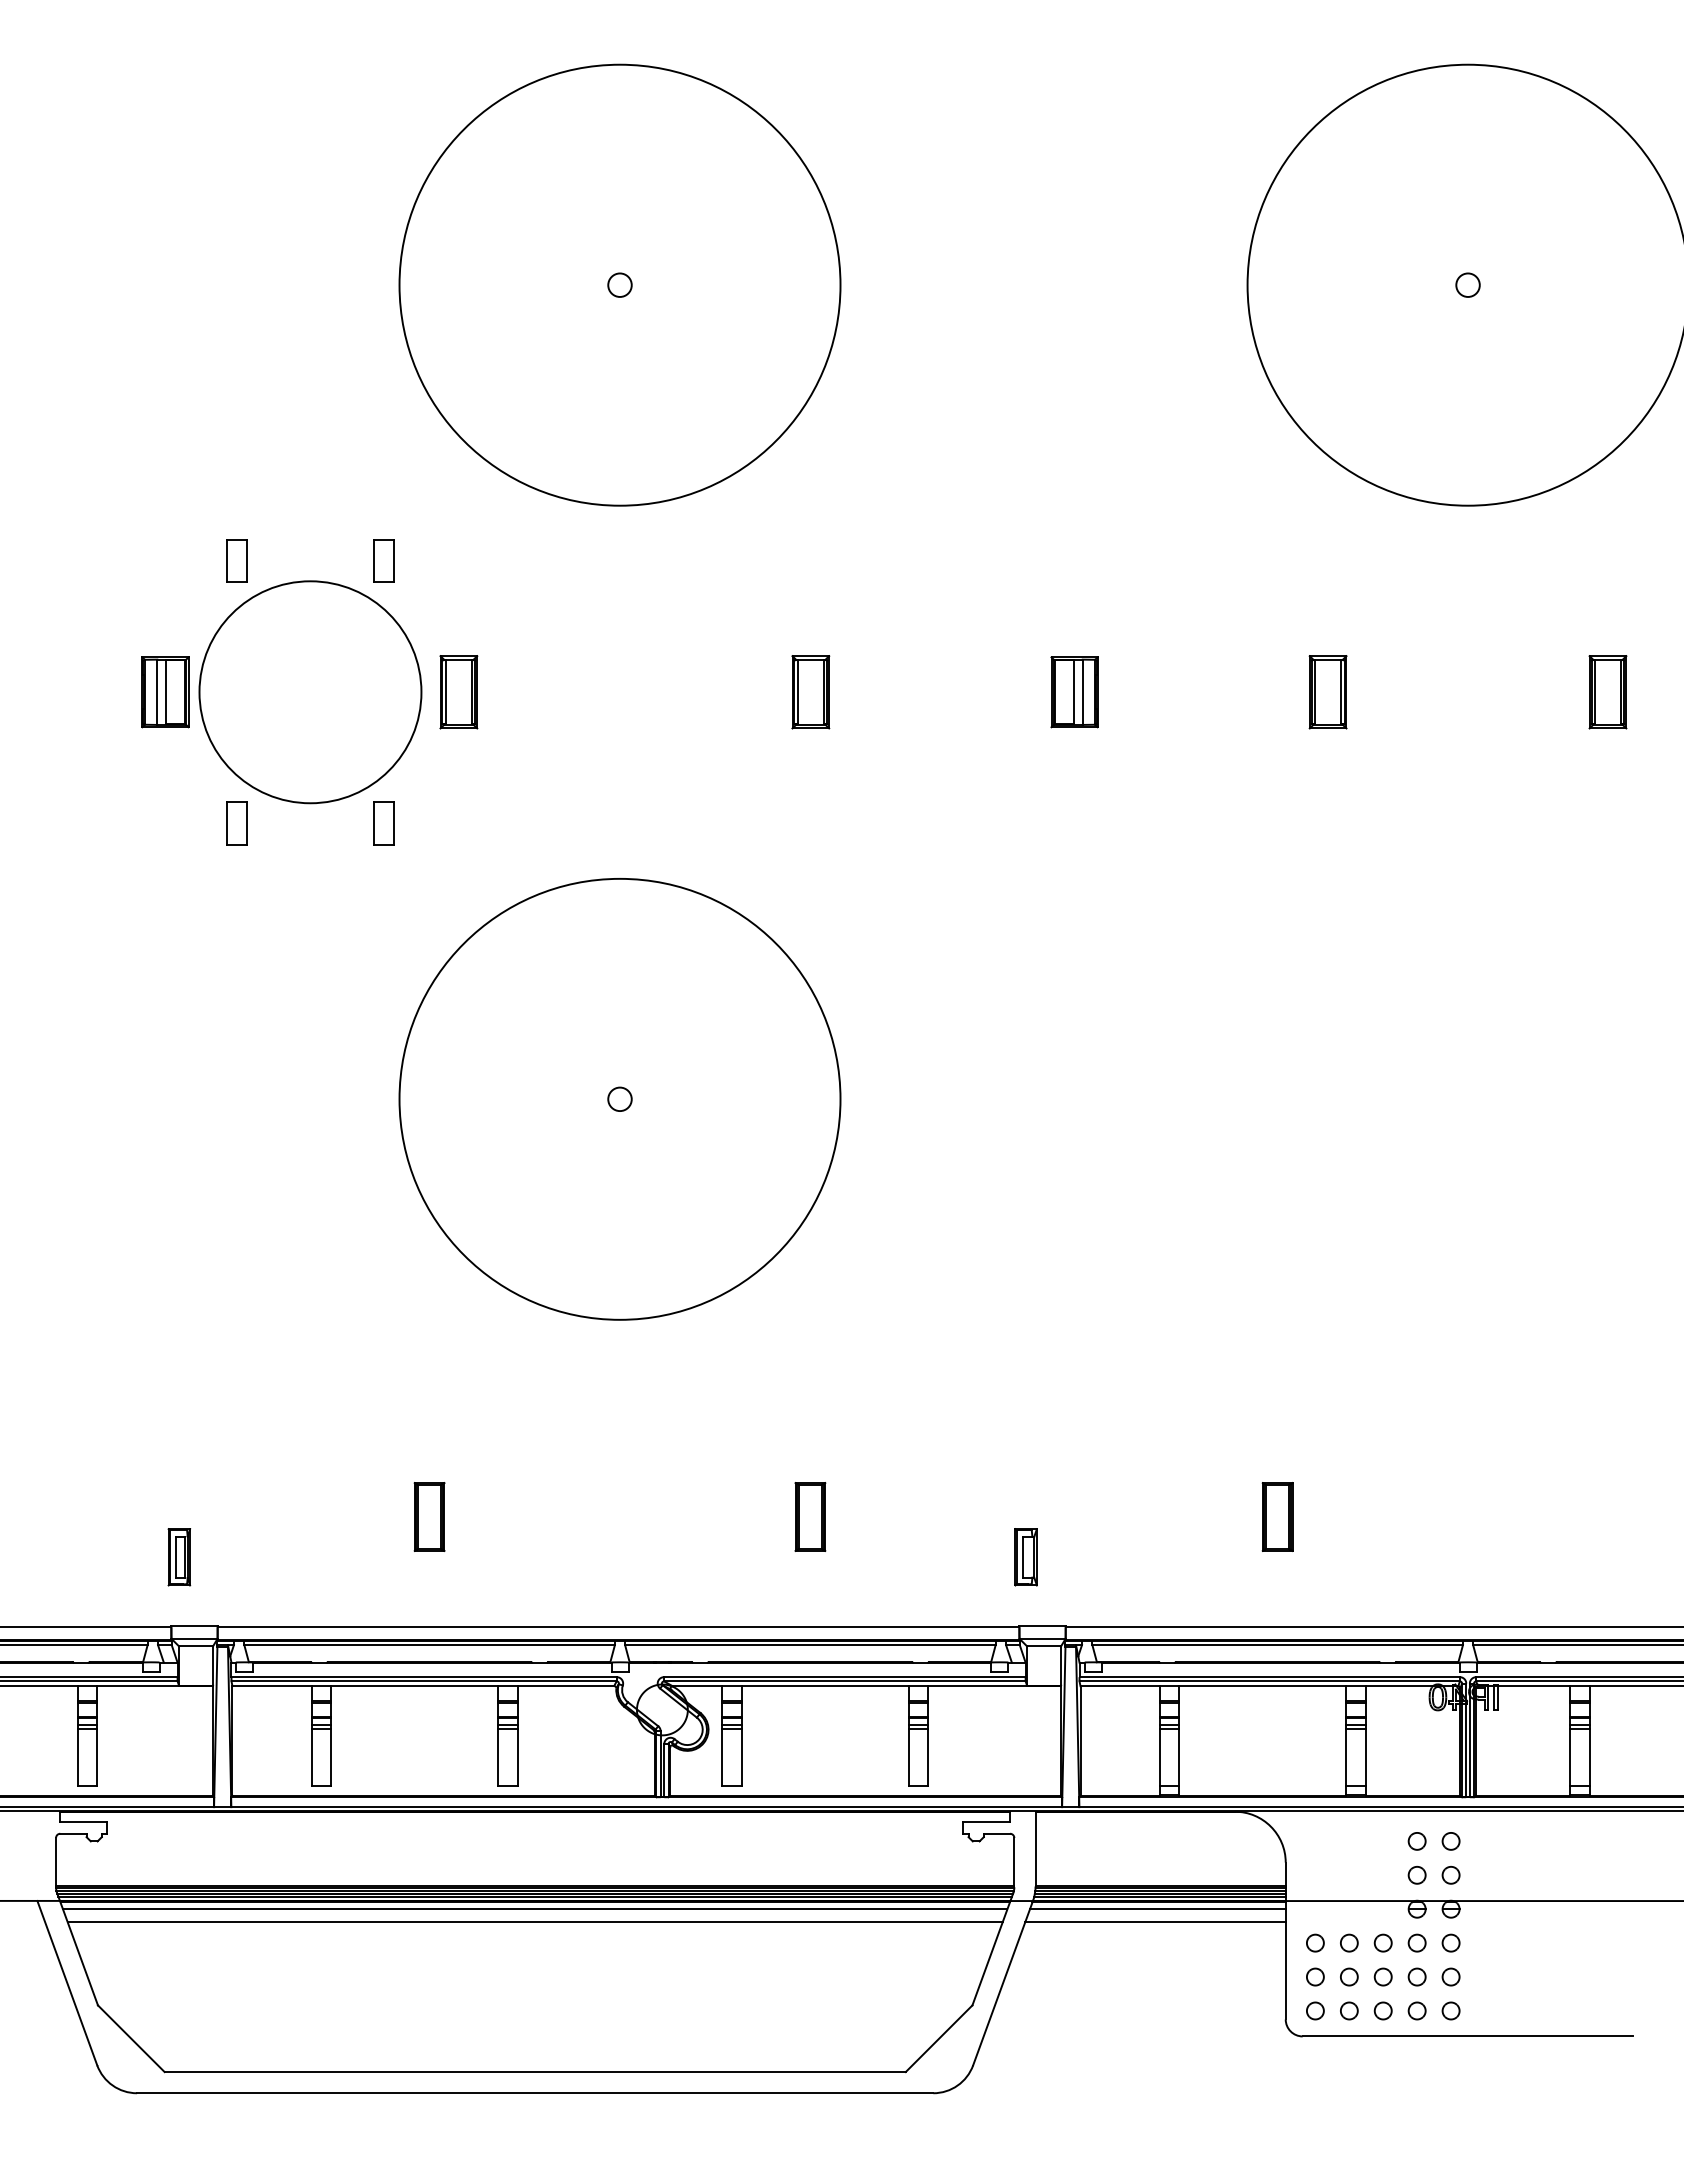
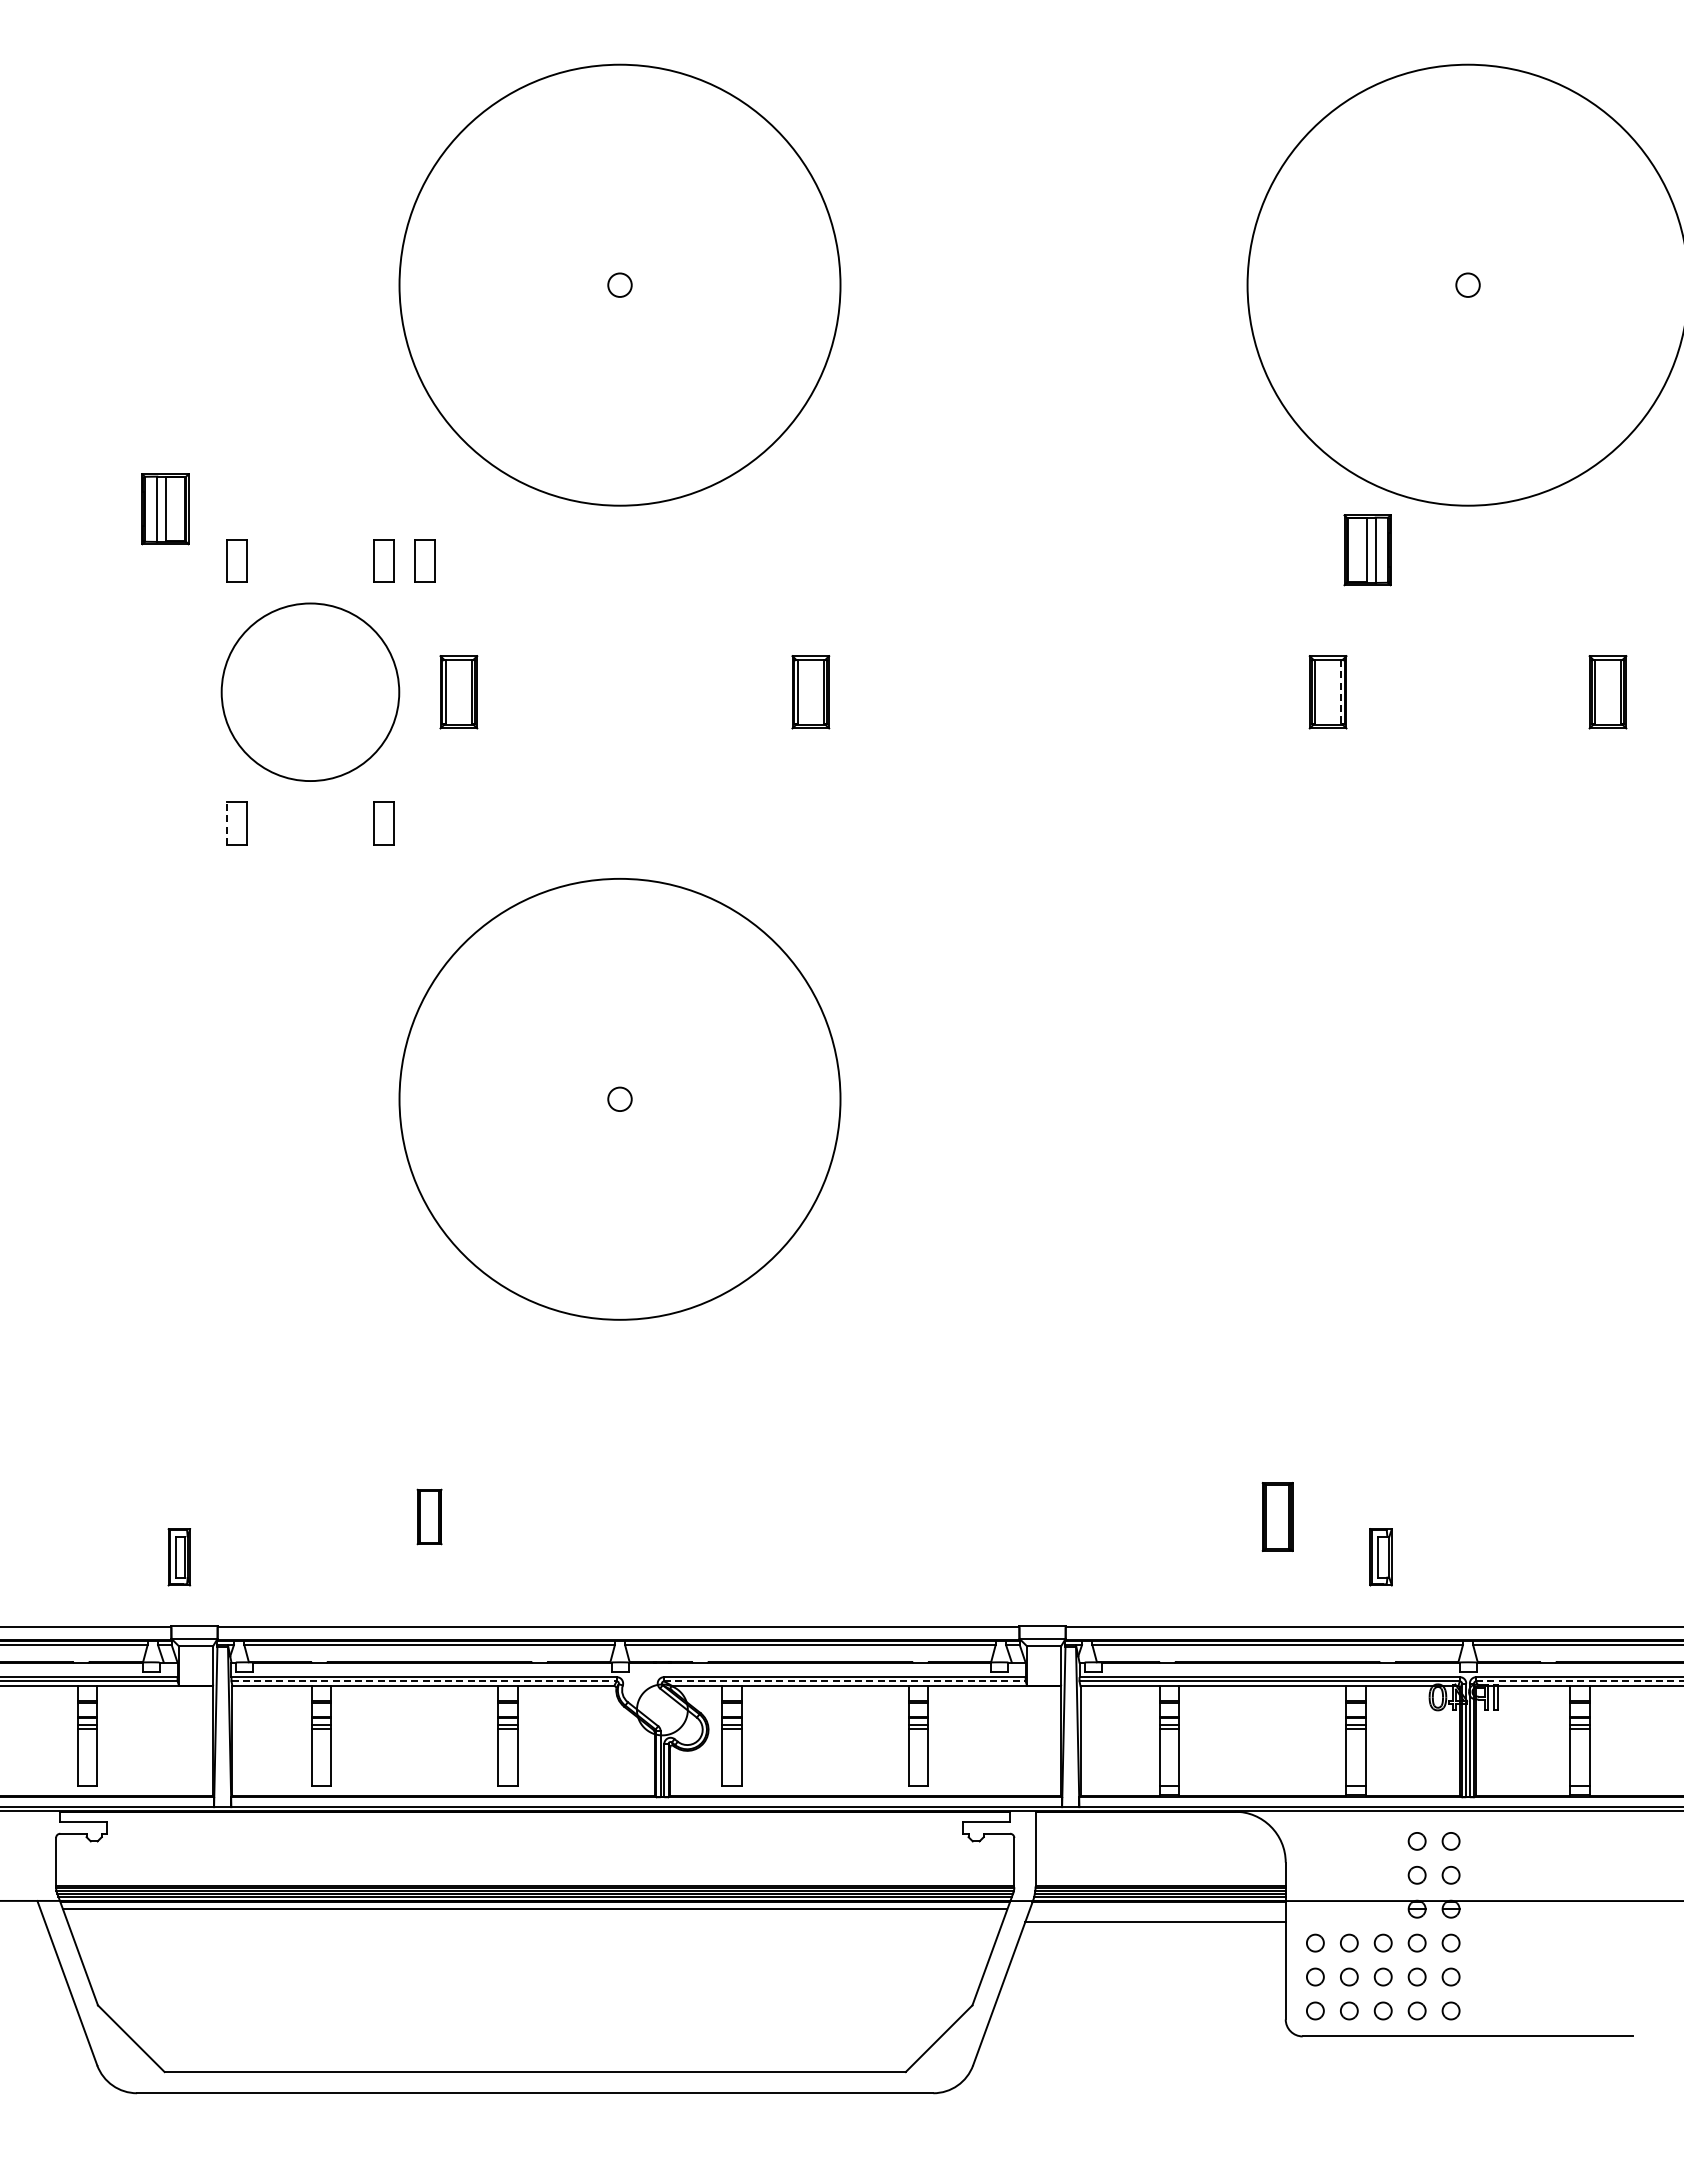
part: none -> present (424, 560)
part position: (165, 692) -> (165, 509) (165, 509)
circle diameter: 222 px -> 178 px (310, 692)
part position: (1074, 692) -> (1367, 550) (1367, 550)
line: solid -> dashed (1340, 692)
line: solid -> dashed (227, 823)
part size: 33x70 px -> 27x58 px (429, 1516)
part: present -> none (810, 1516)
part position: (1025, 1557) -> (1380, 1557) (1380, 1557)
line: solid -> dashed (424, 1681)
line: solid -> dashed (844, 1681)
line: solid -> dashed (1580, 1681)
line: present -> none (1157, 1909)
line: present -> none (534, 1921)
